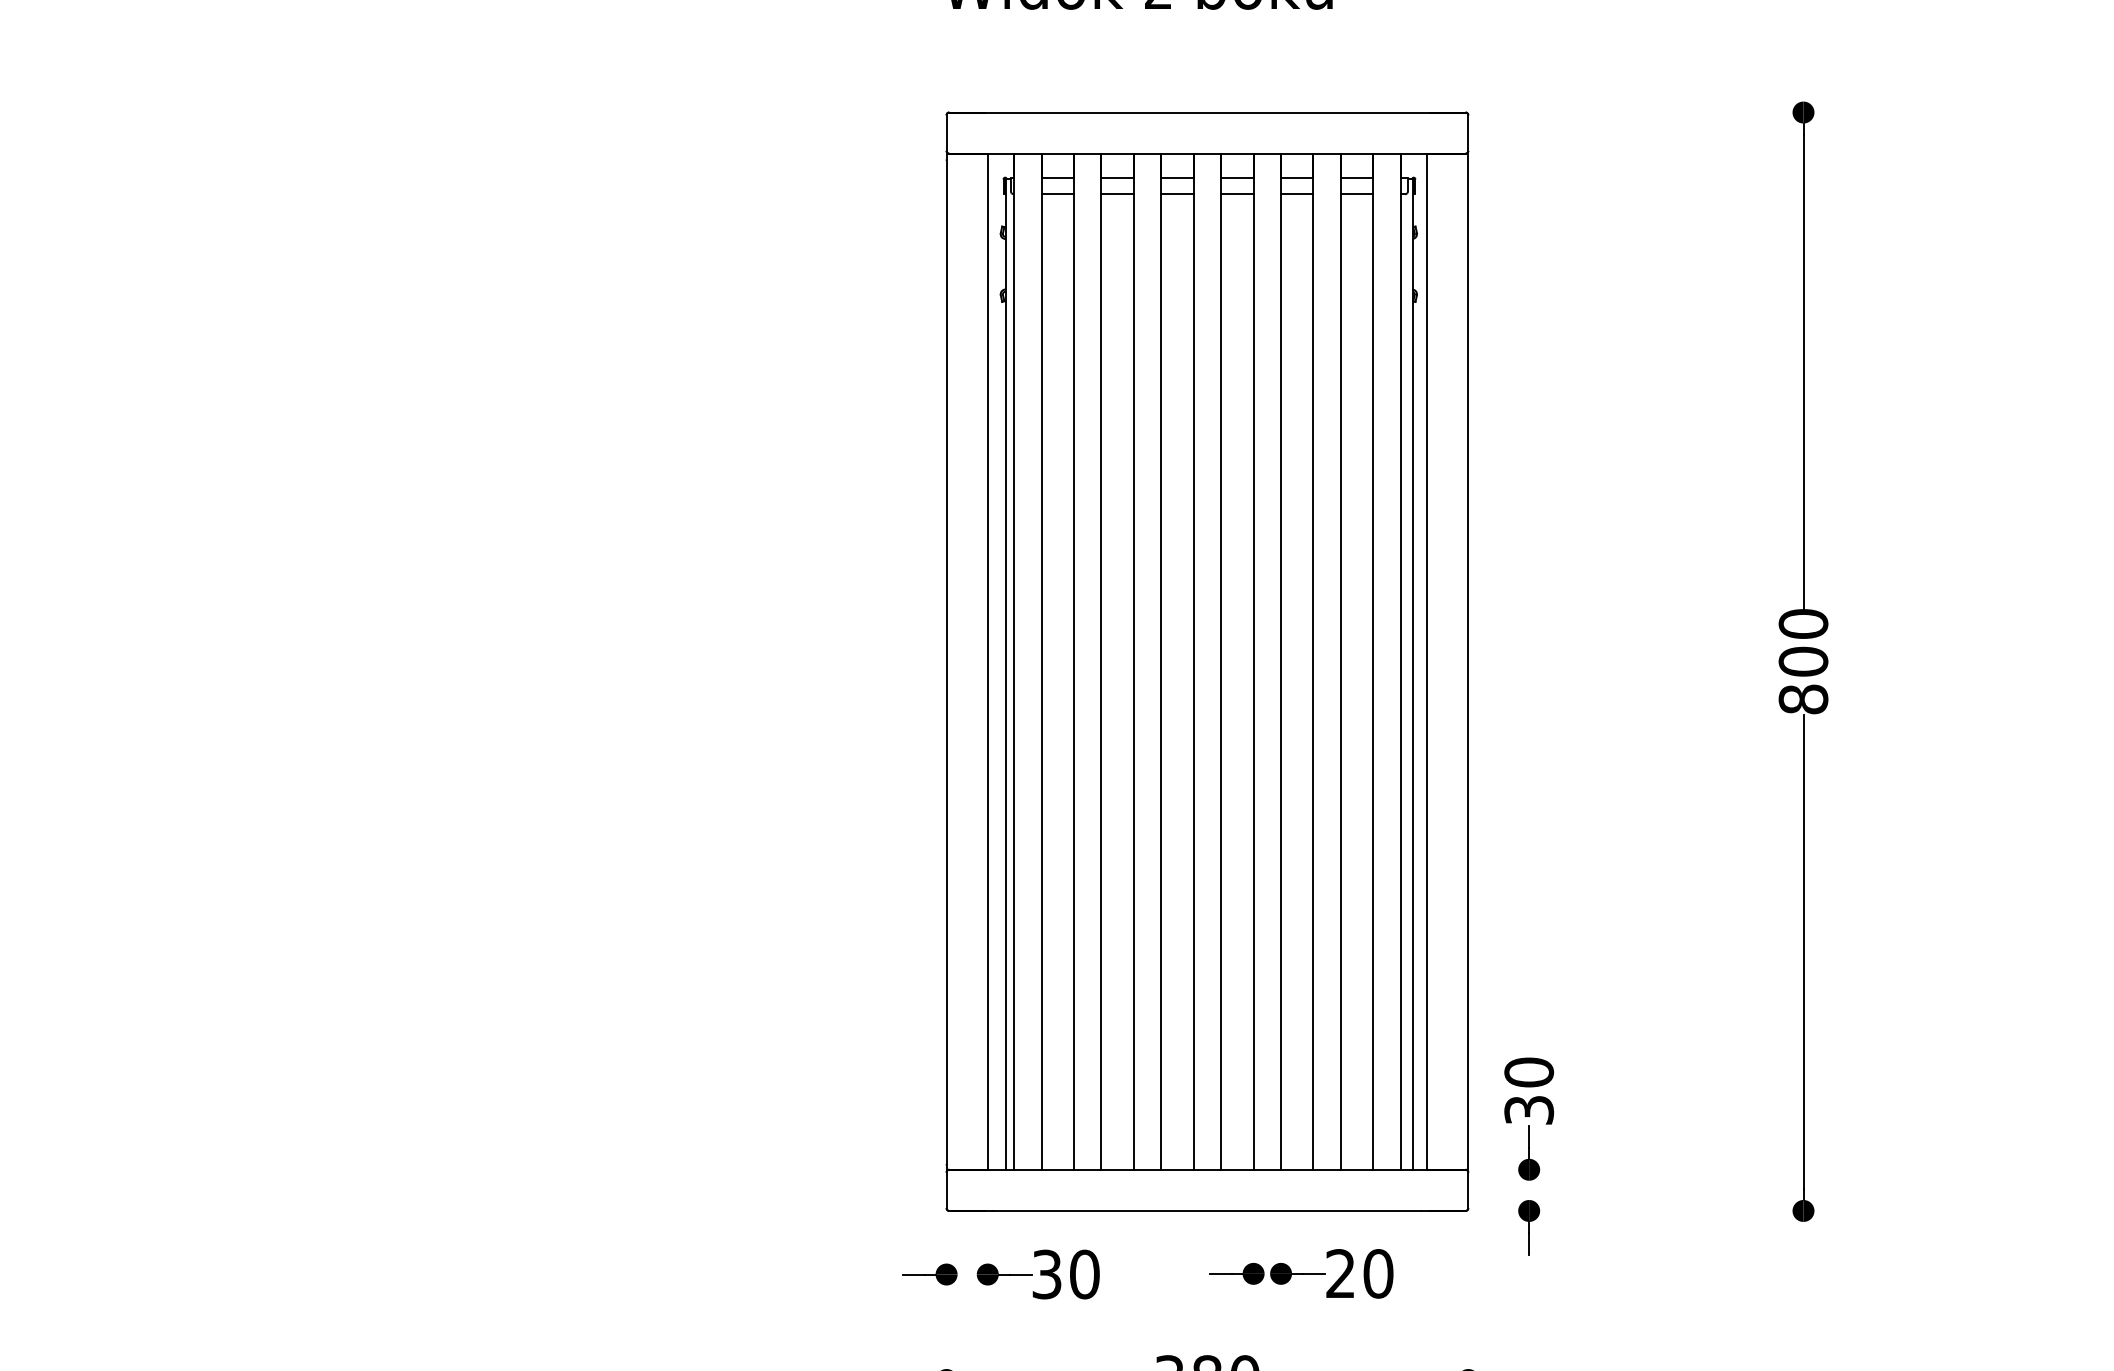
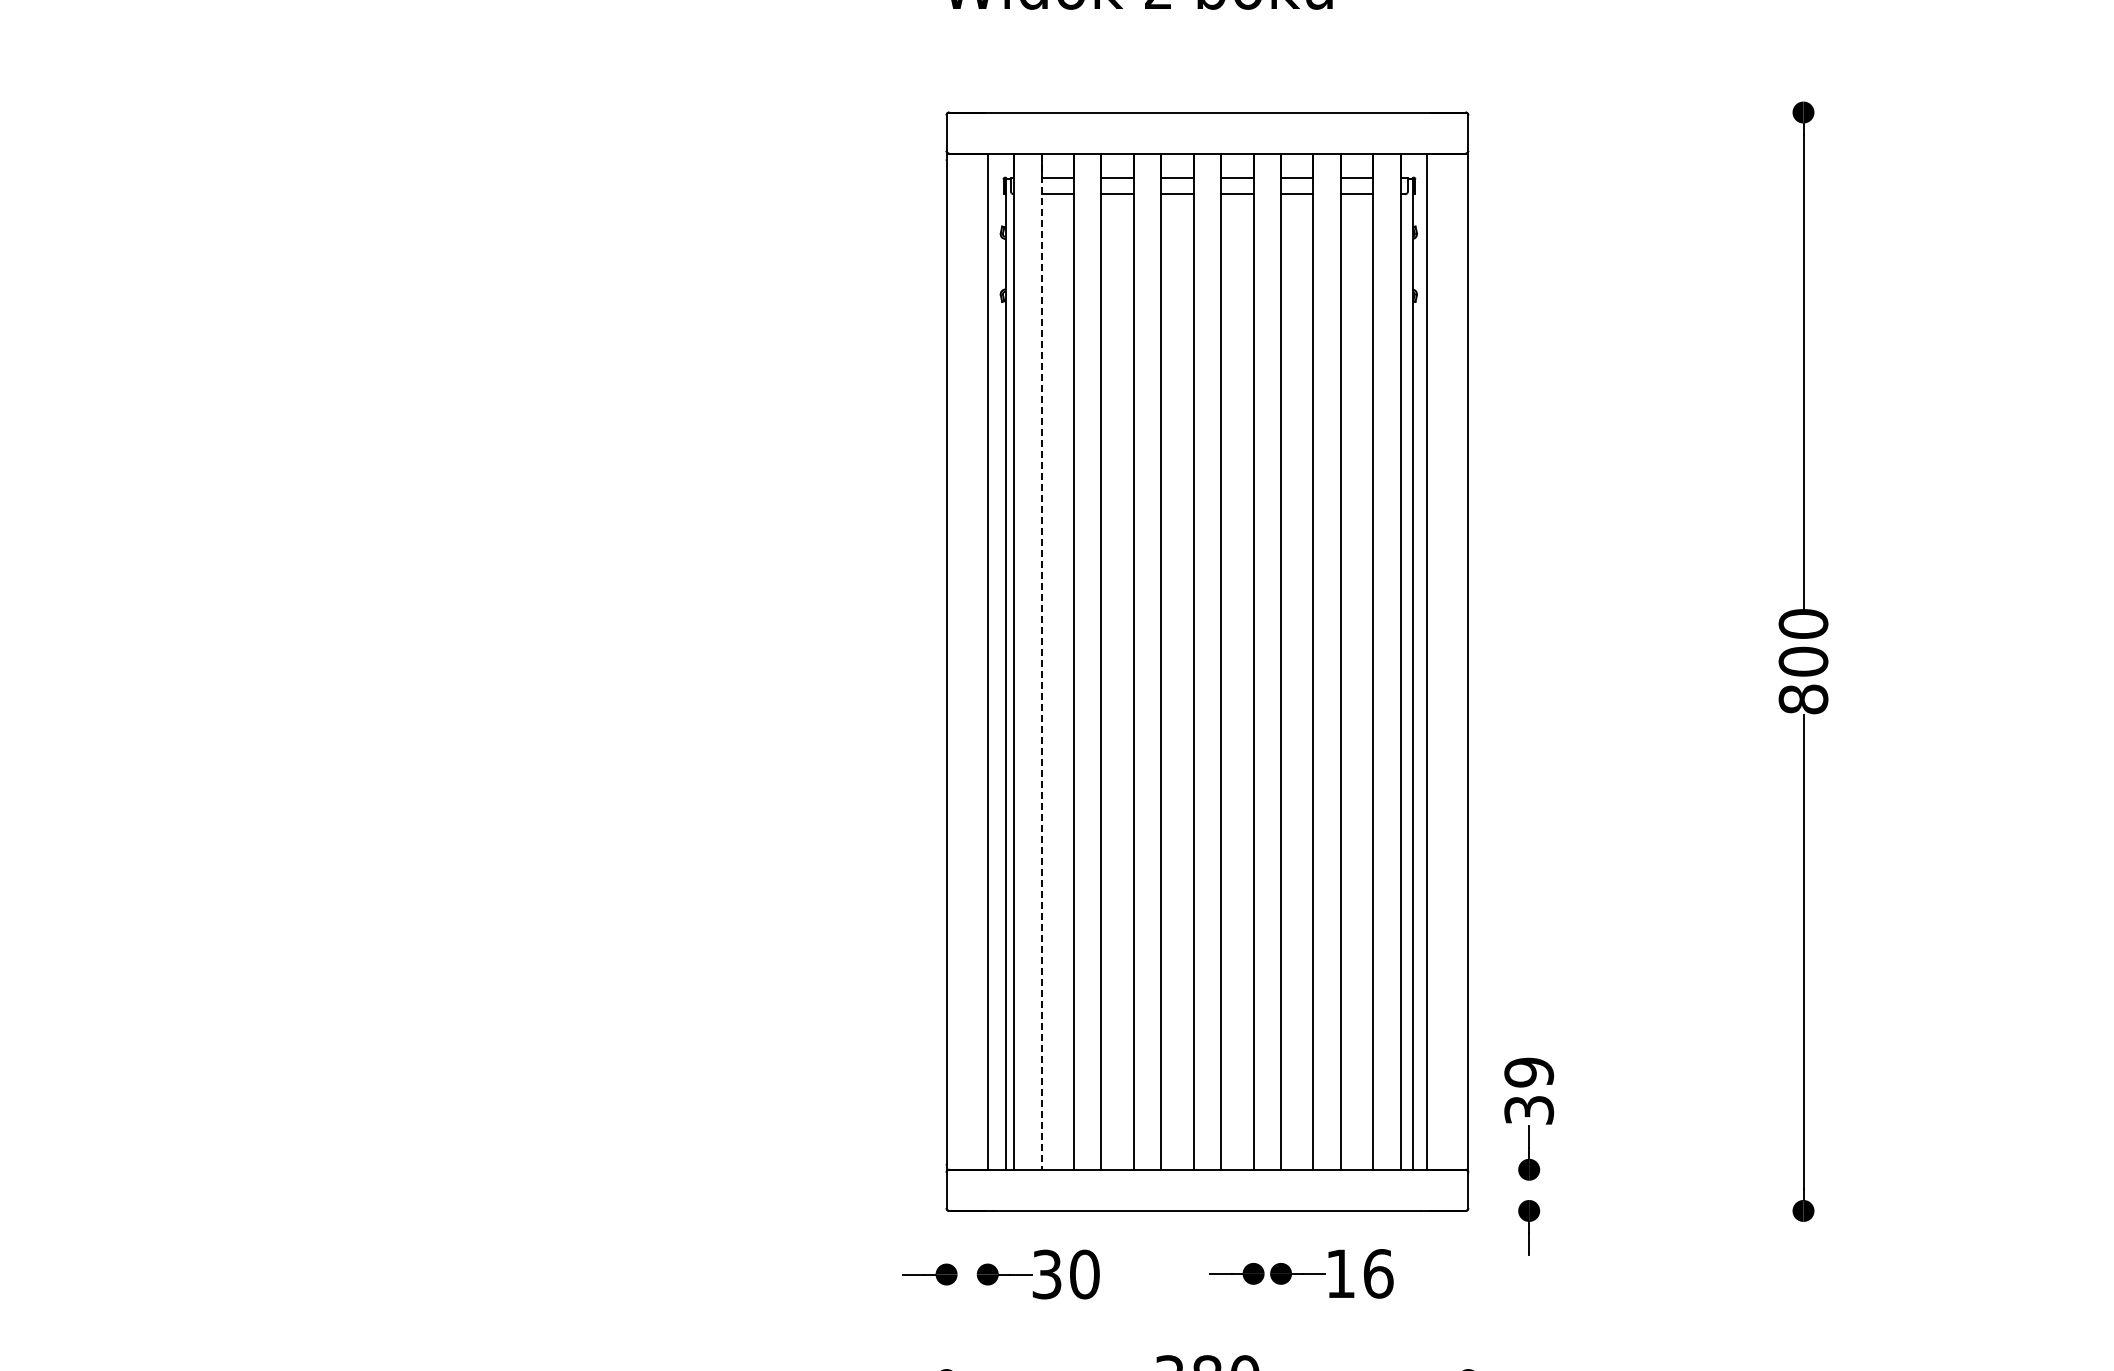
line: solid -> dashed (1041, 662)
text: 30 -> 39 (1529, 1072)
text: 20 -> 16 (1359, 1273)
